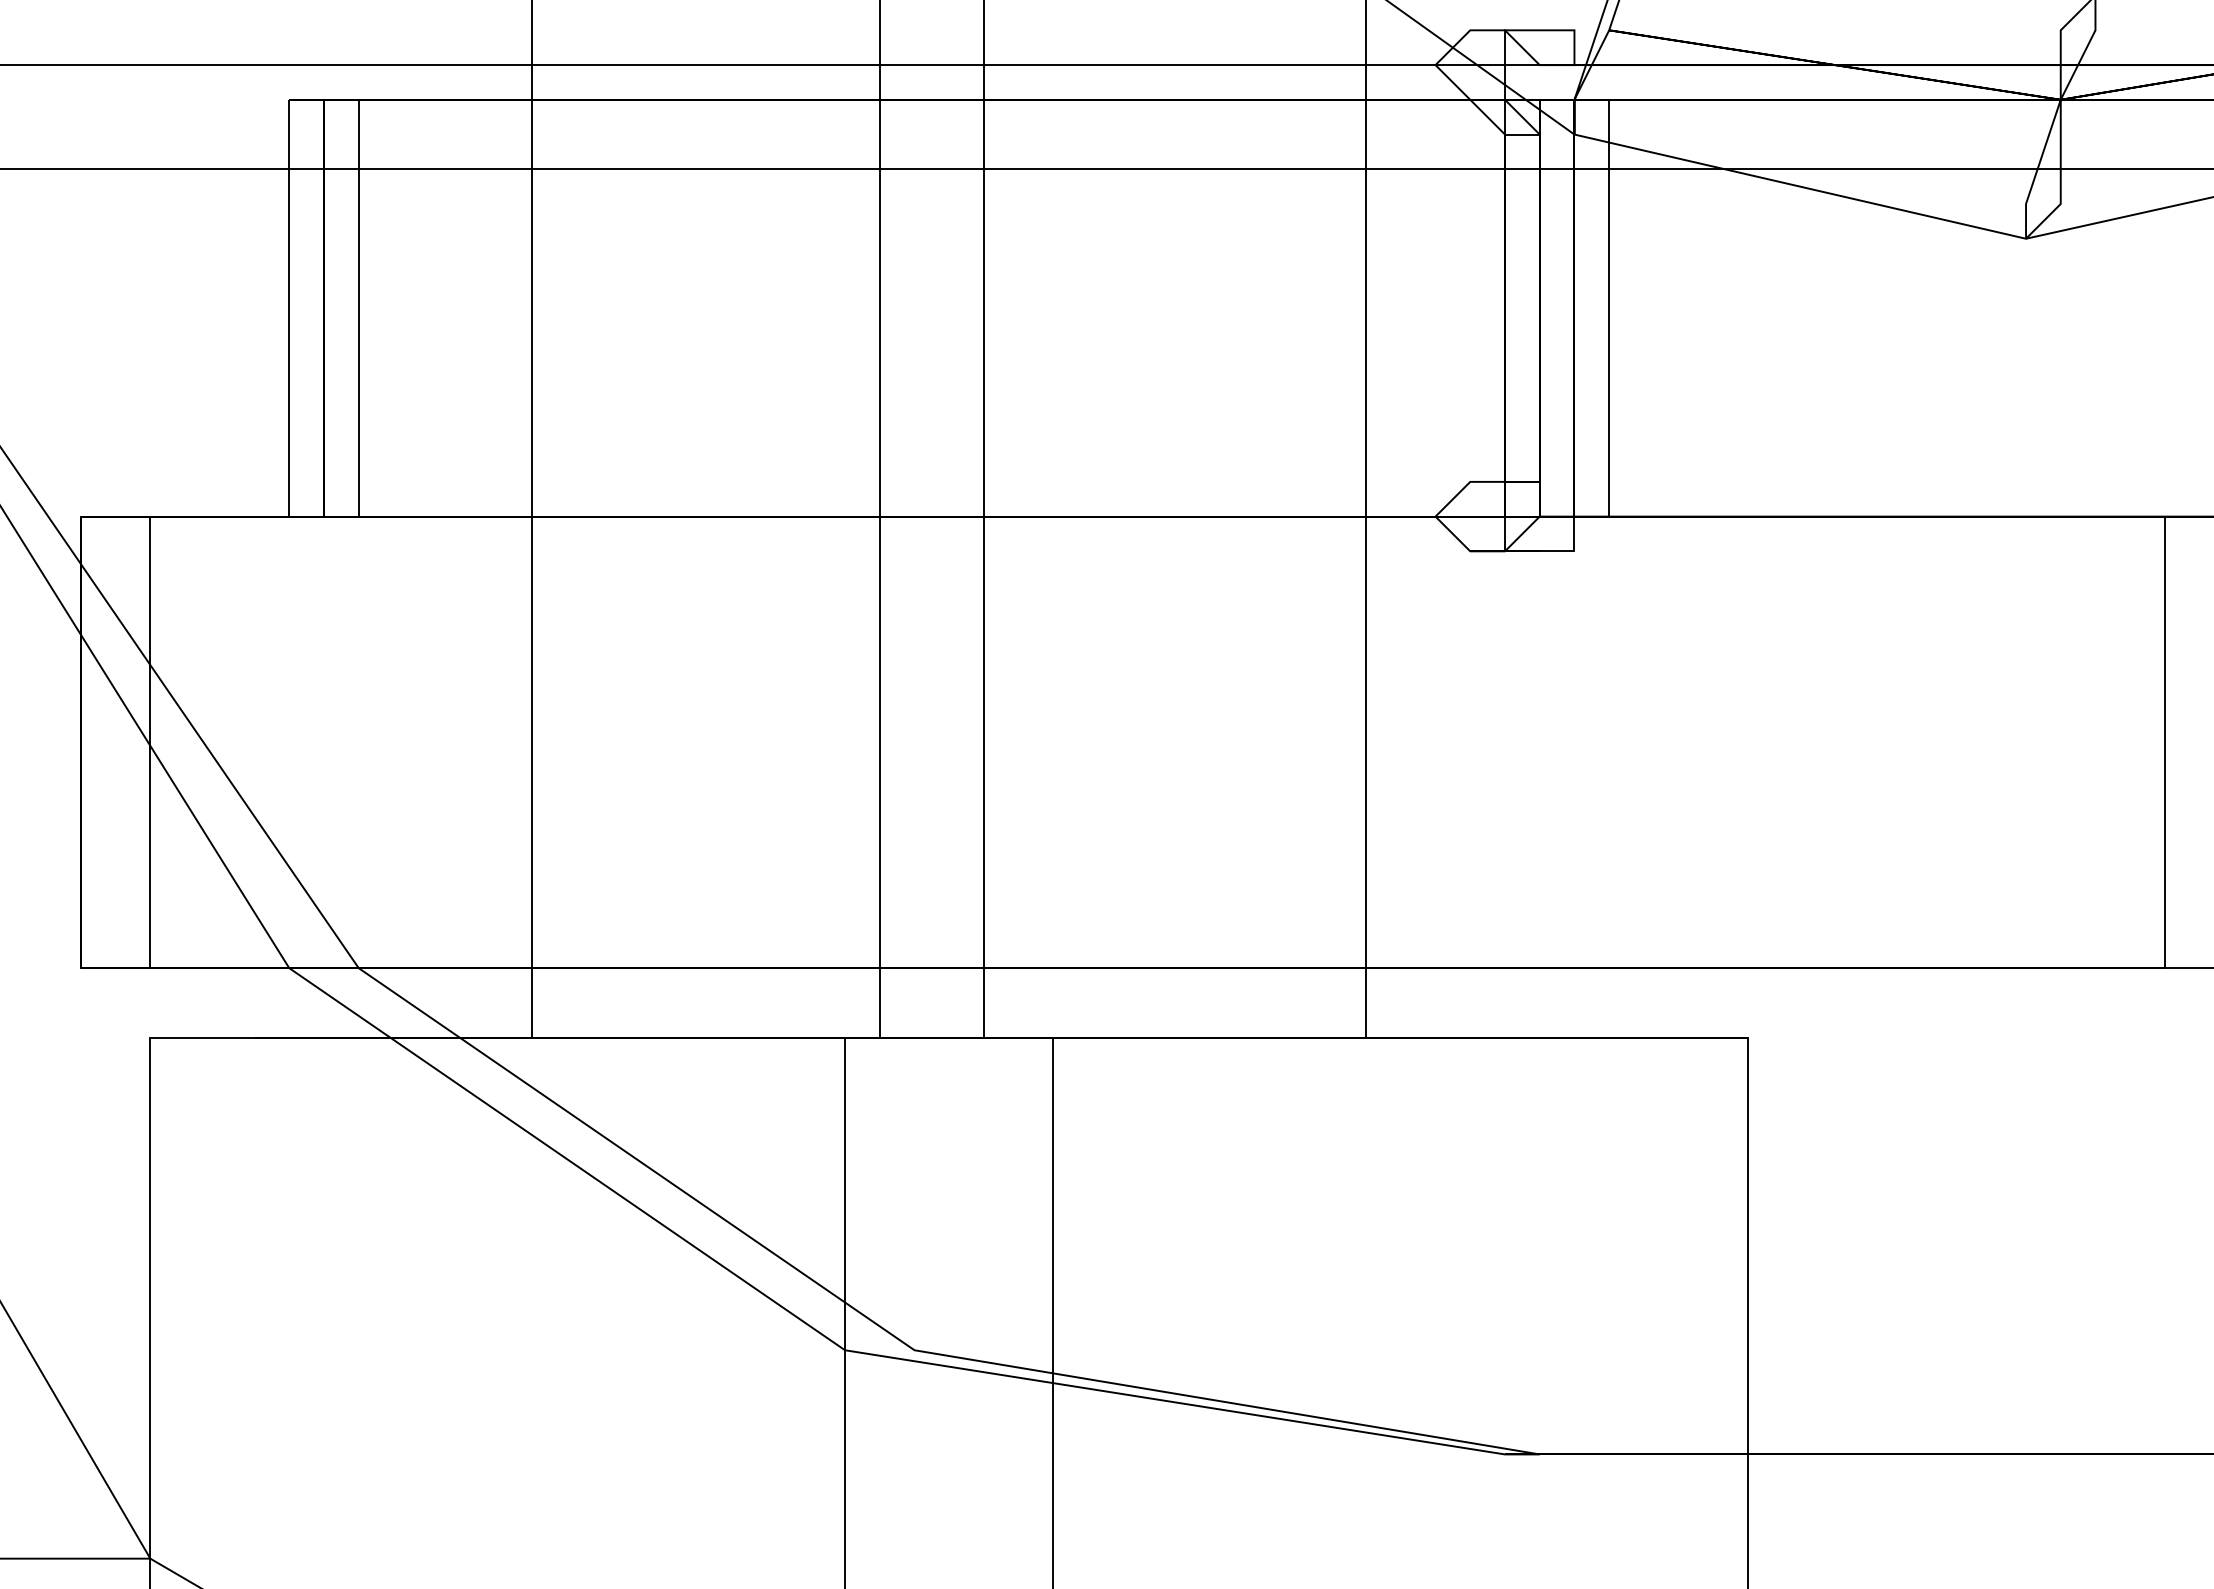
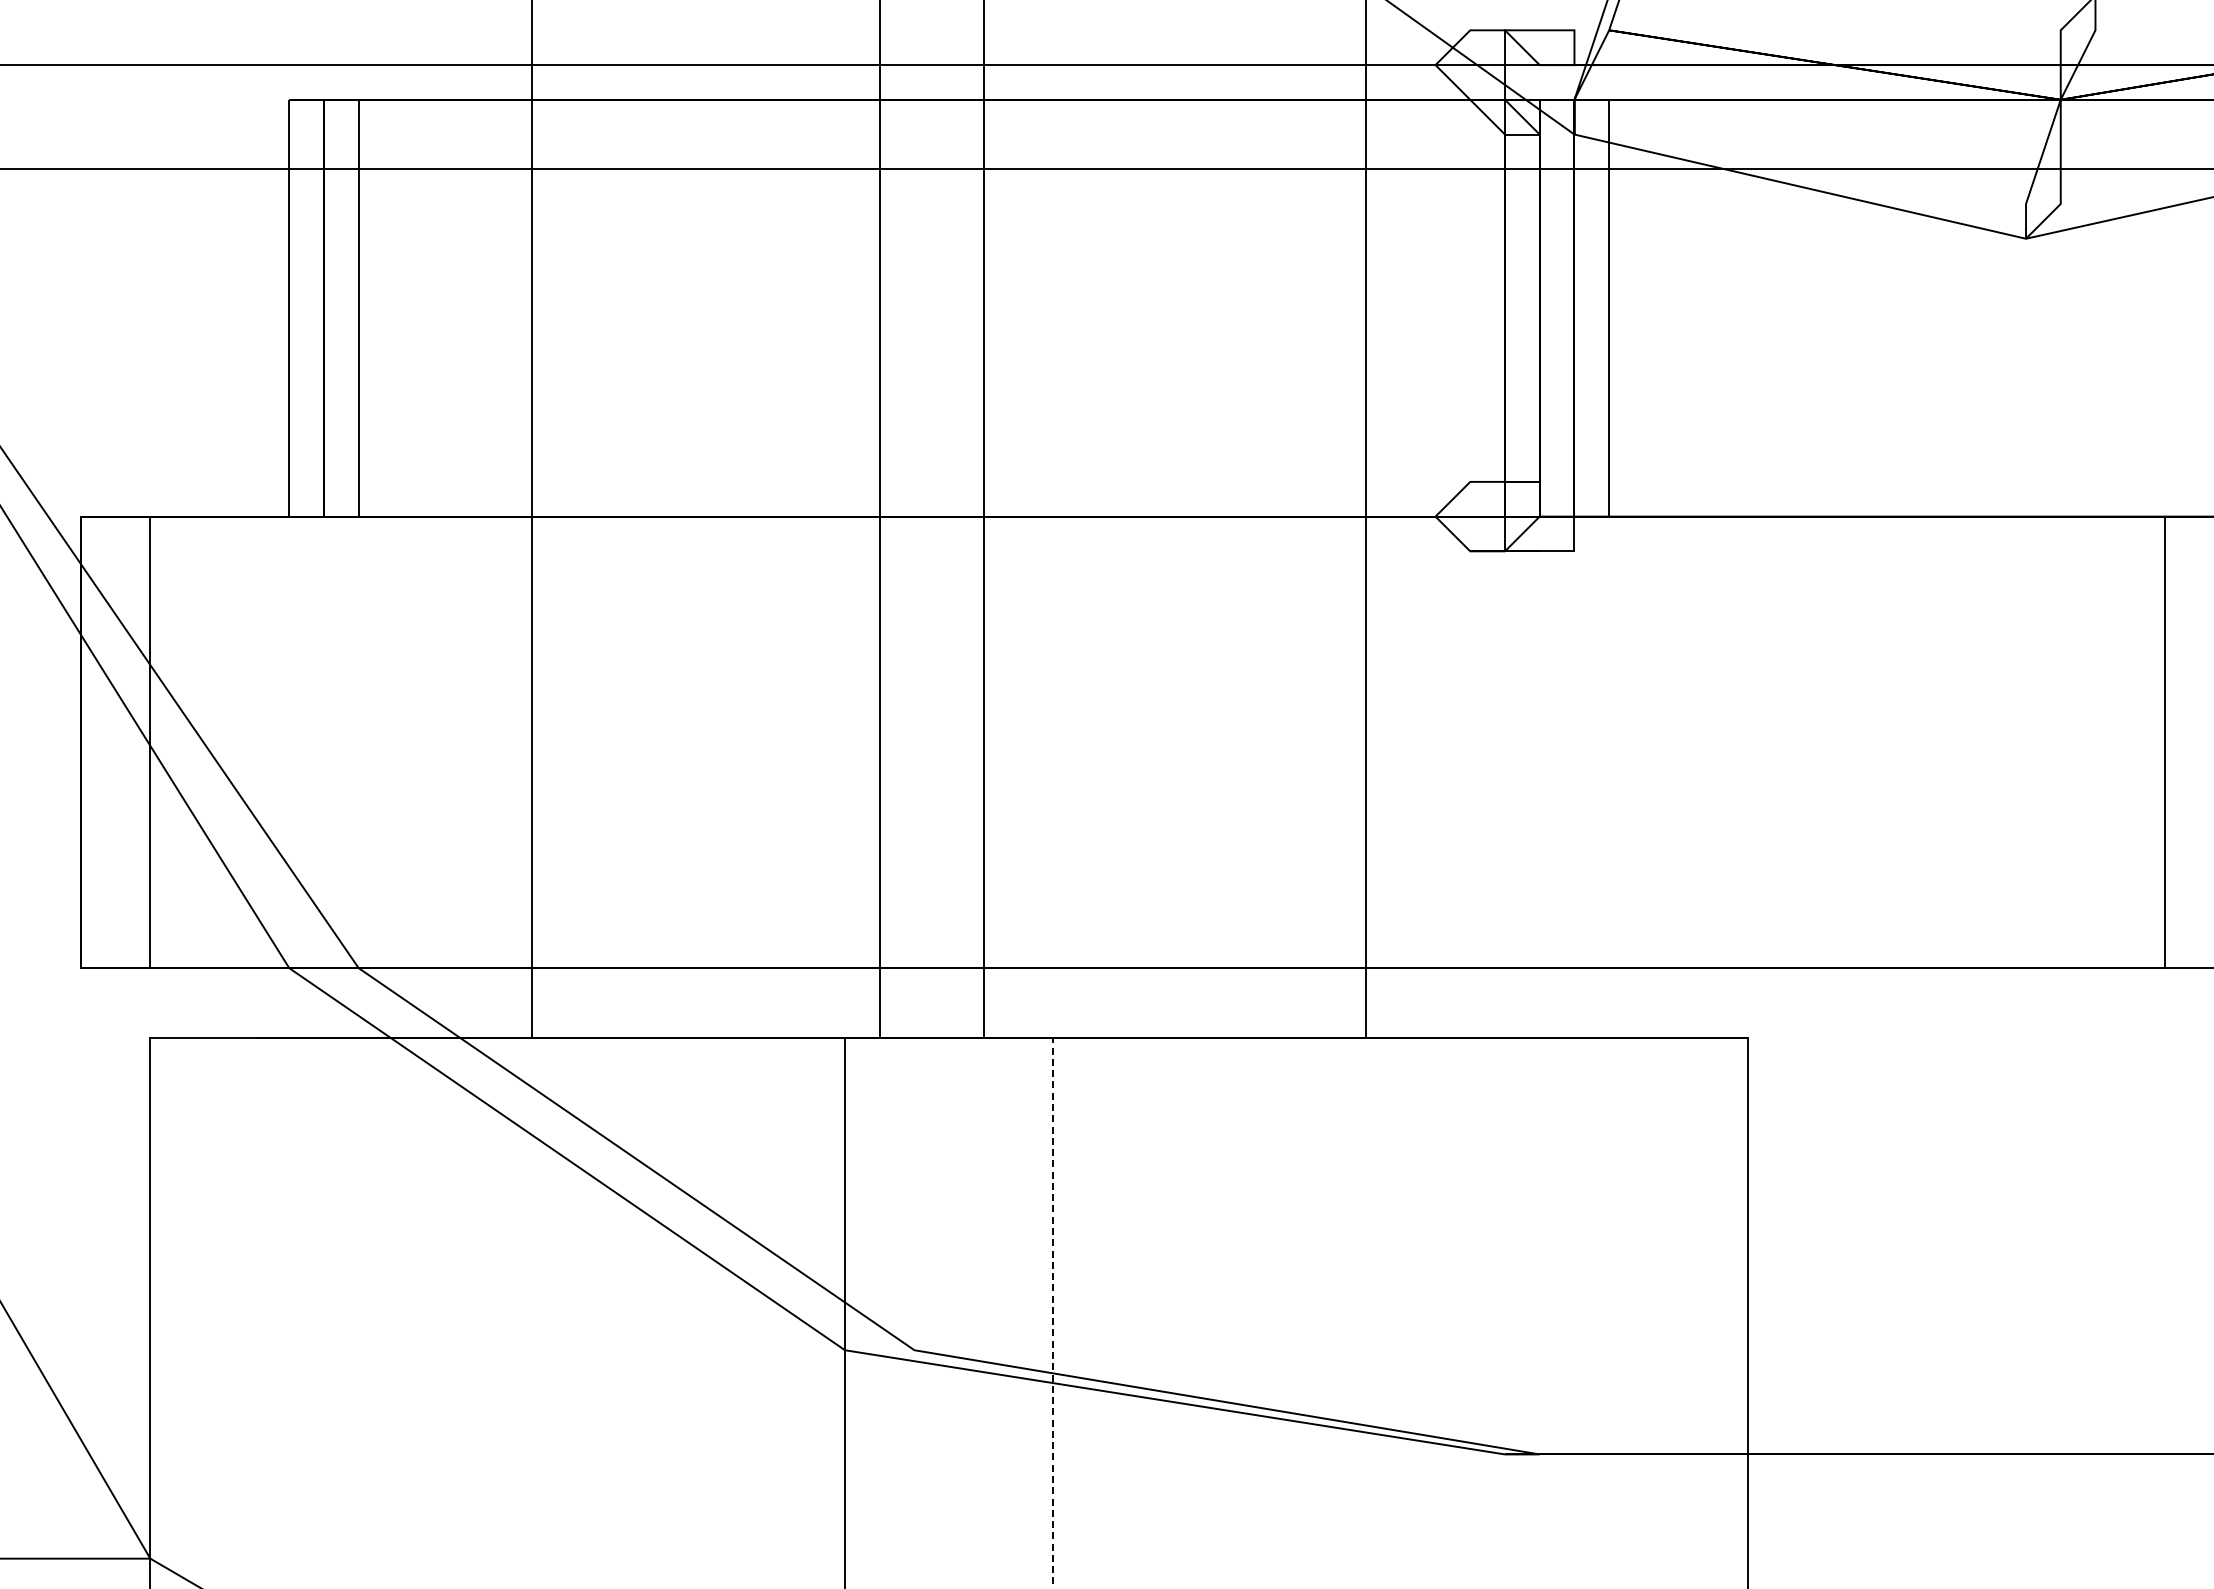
line: solid -> dashed (1053, 1312)
